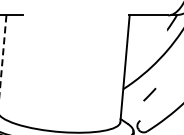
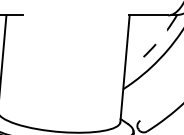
line: dashed -> solid (3, 52)
line position: (149, 94) -> (149, 50) (149, 50)
